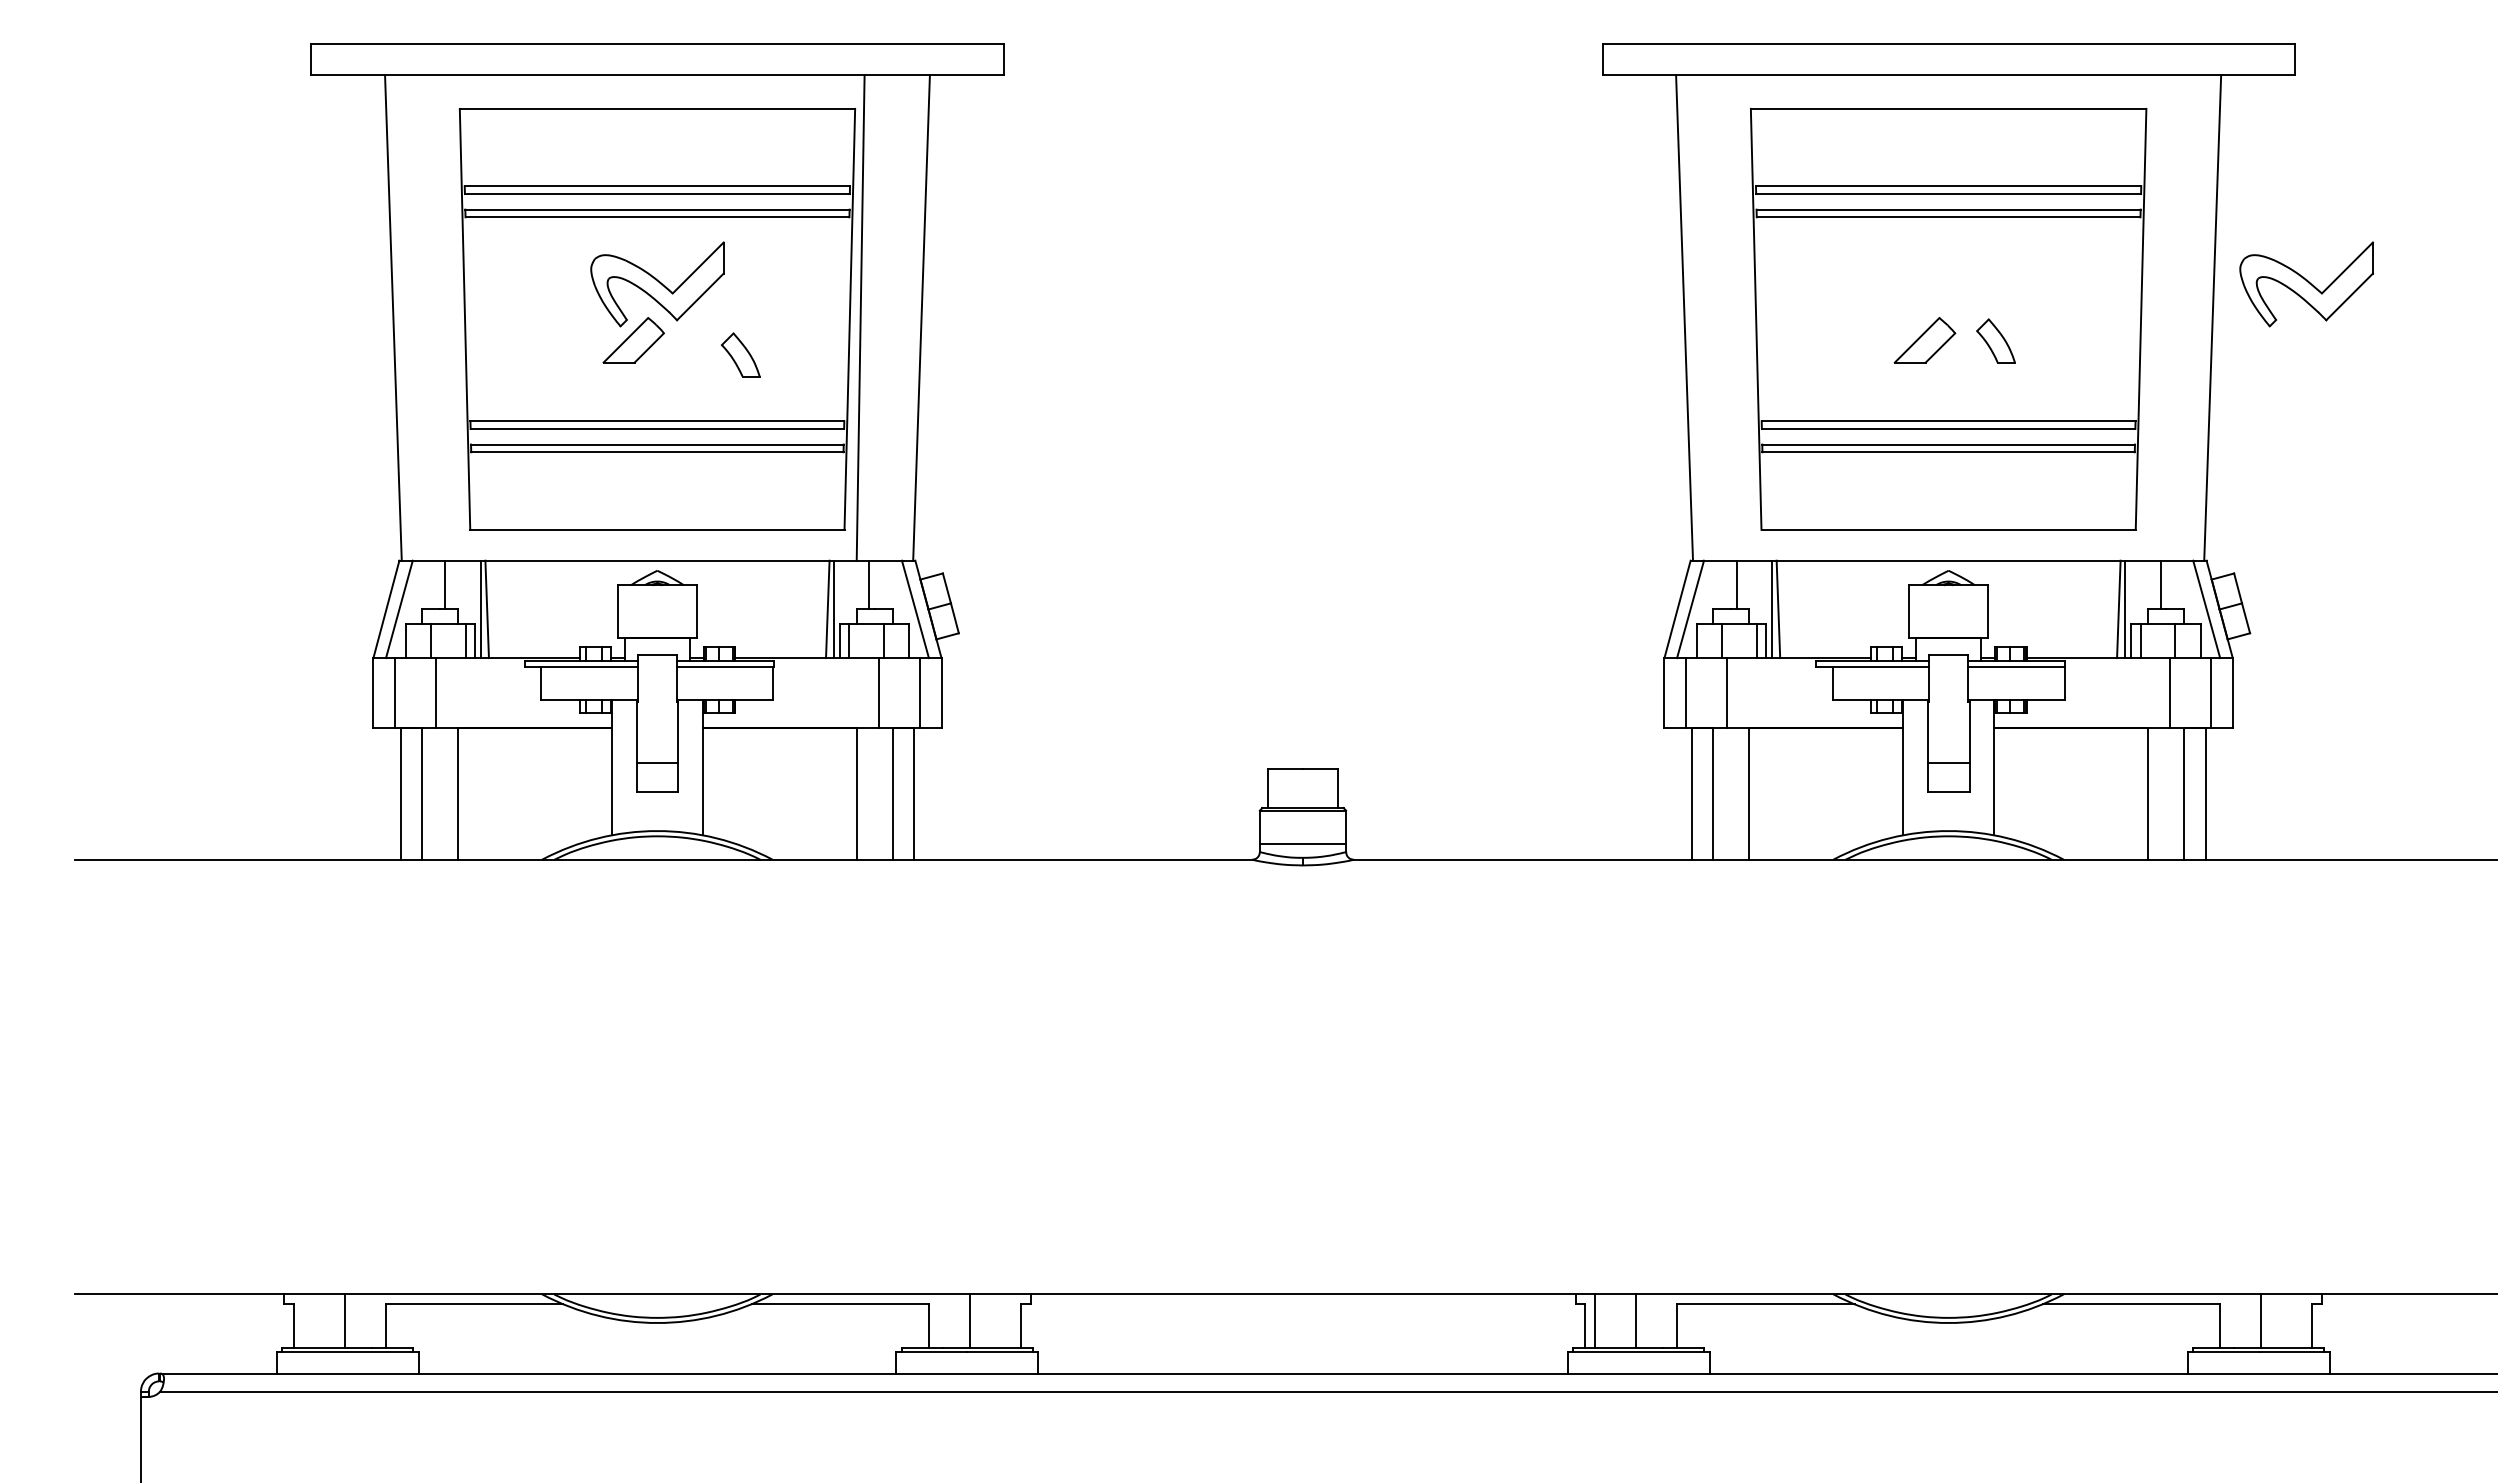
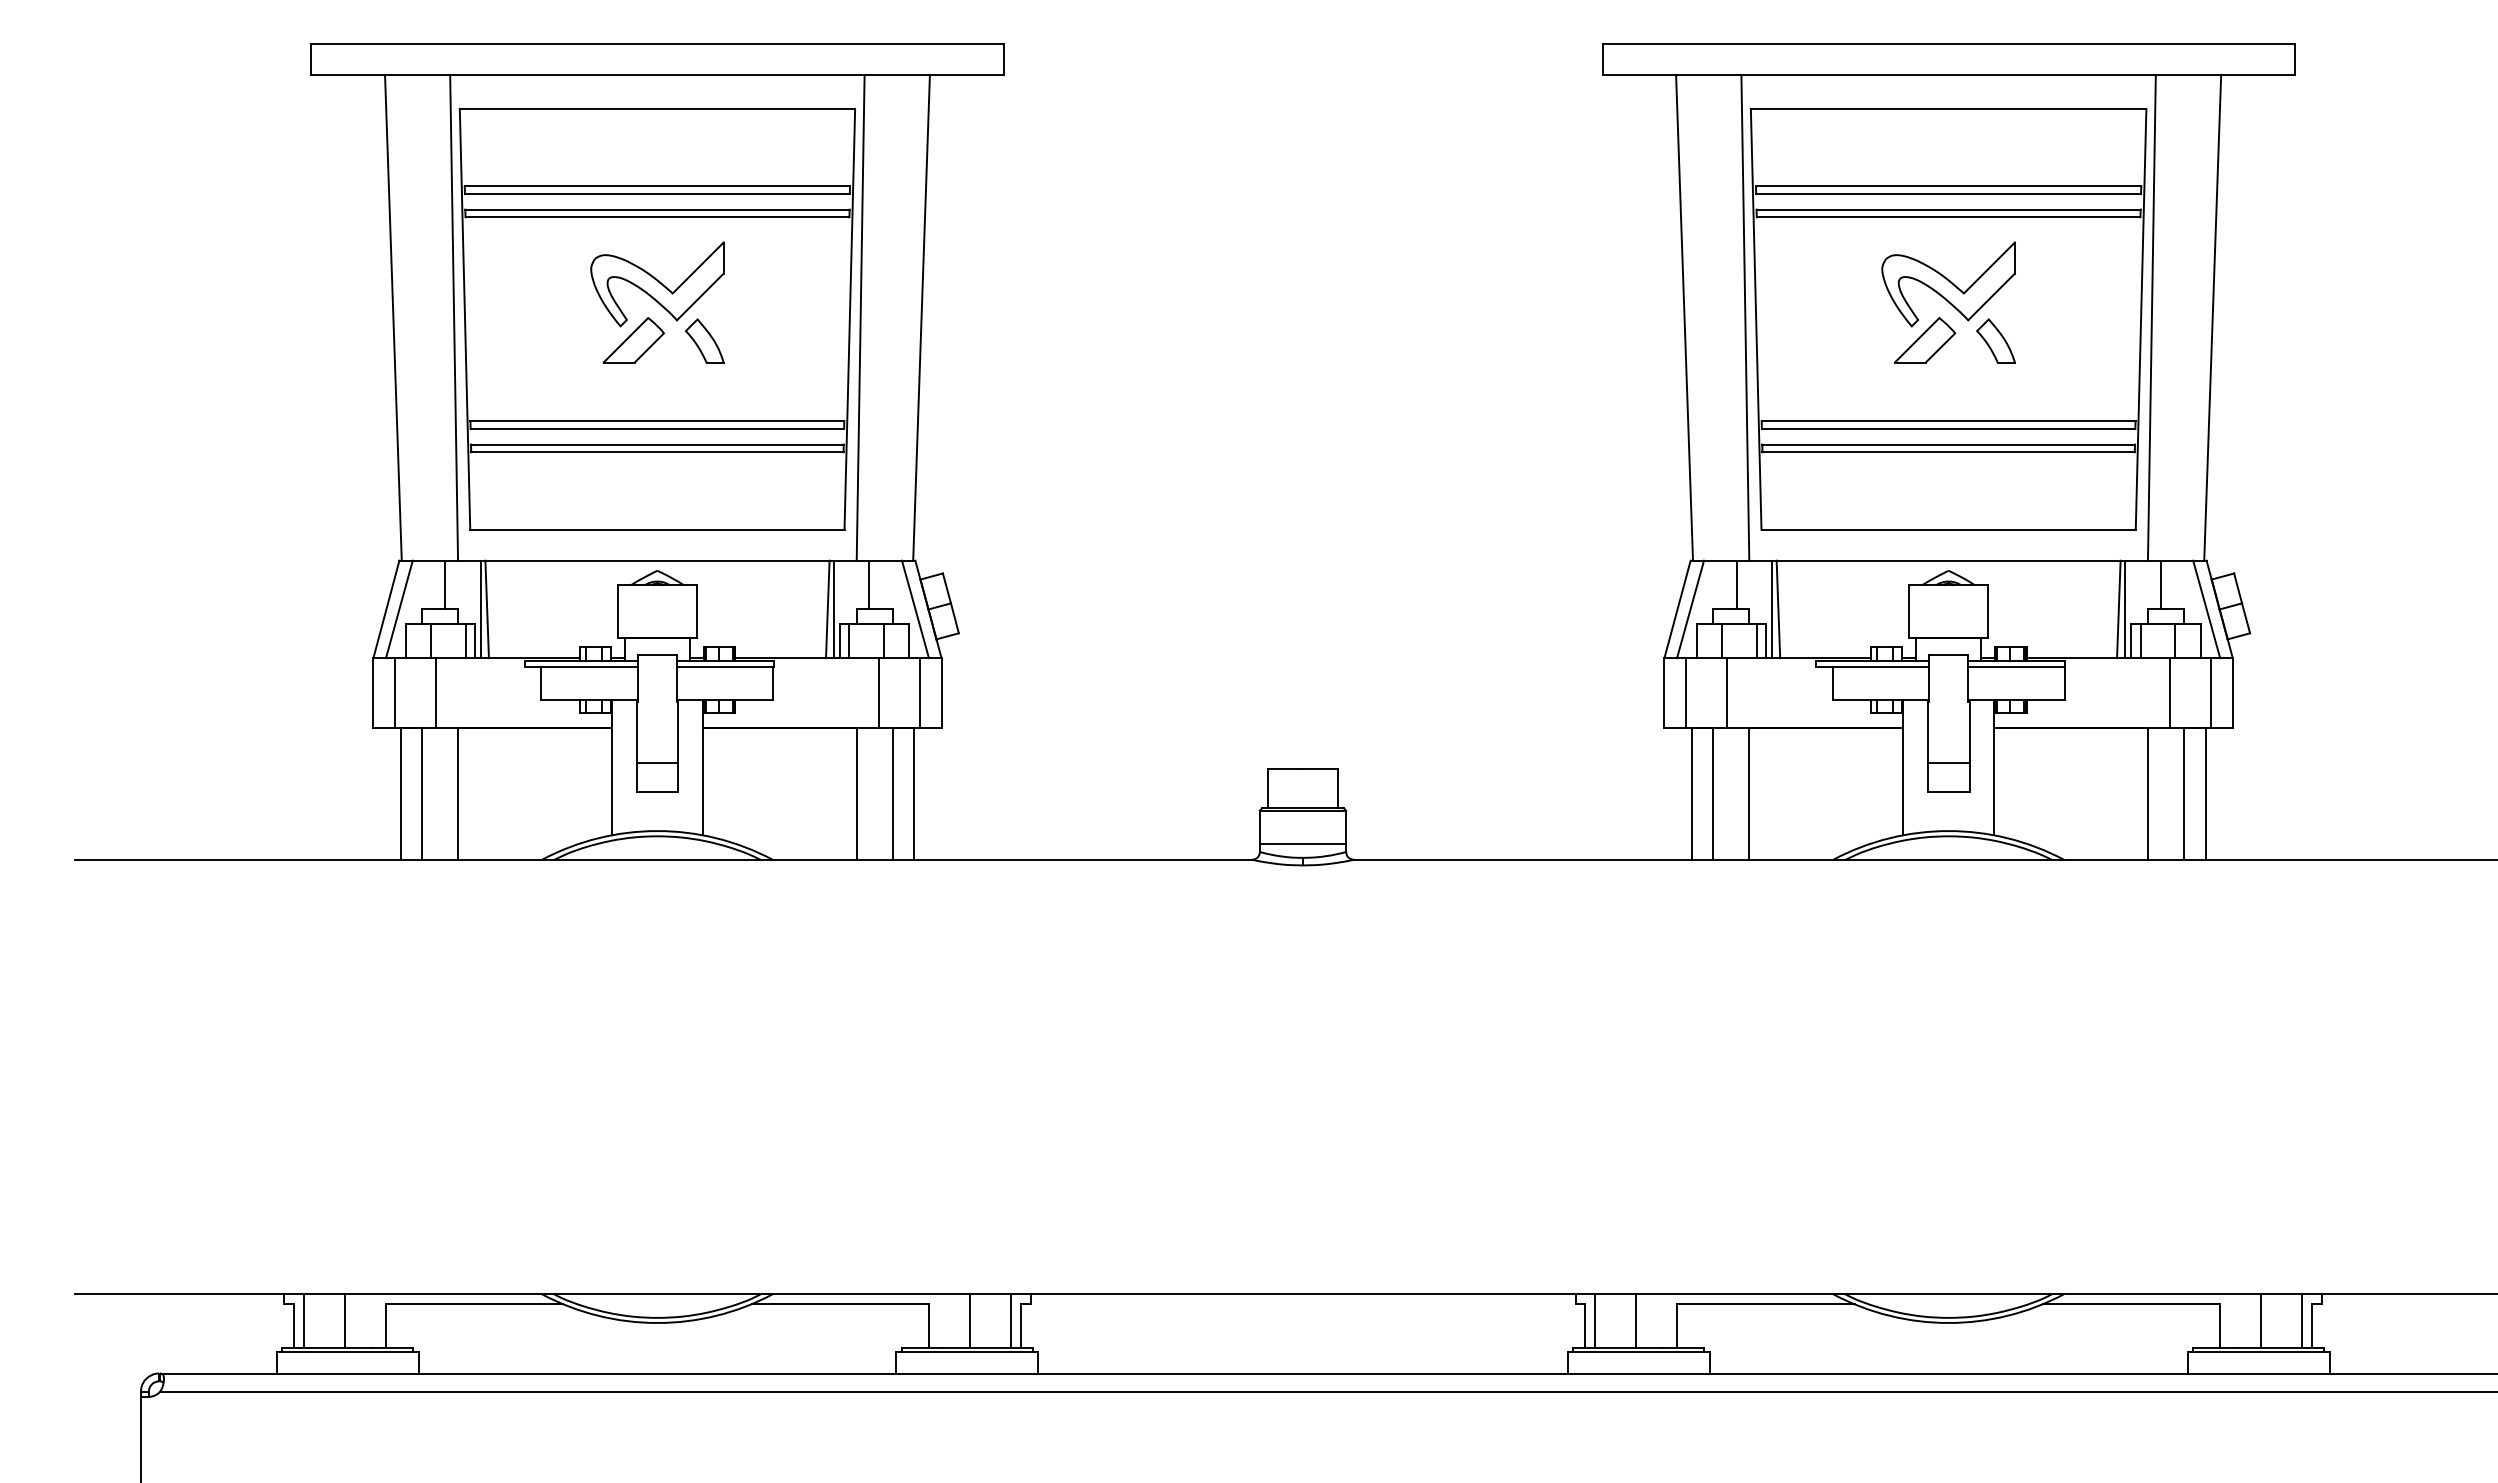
part position: (2306, 284) -> (1948, 284) (1948, 284)
line: none -> present (454, 317)
line: none -> present (1745, 317)
line: none -> present (2151, 317)
part position: (740, 354) -> (704, 340) (704, 340)
line: none -> present (303, 1321)
line: none -> present (1011, 1321)
line: none -> present (2302, 1321)
